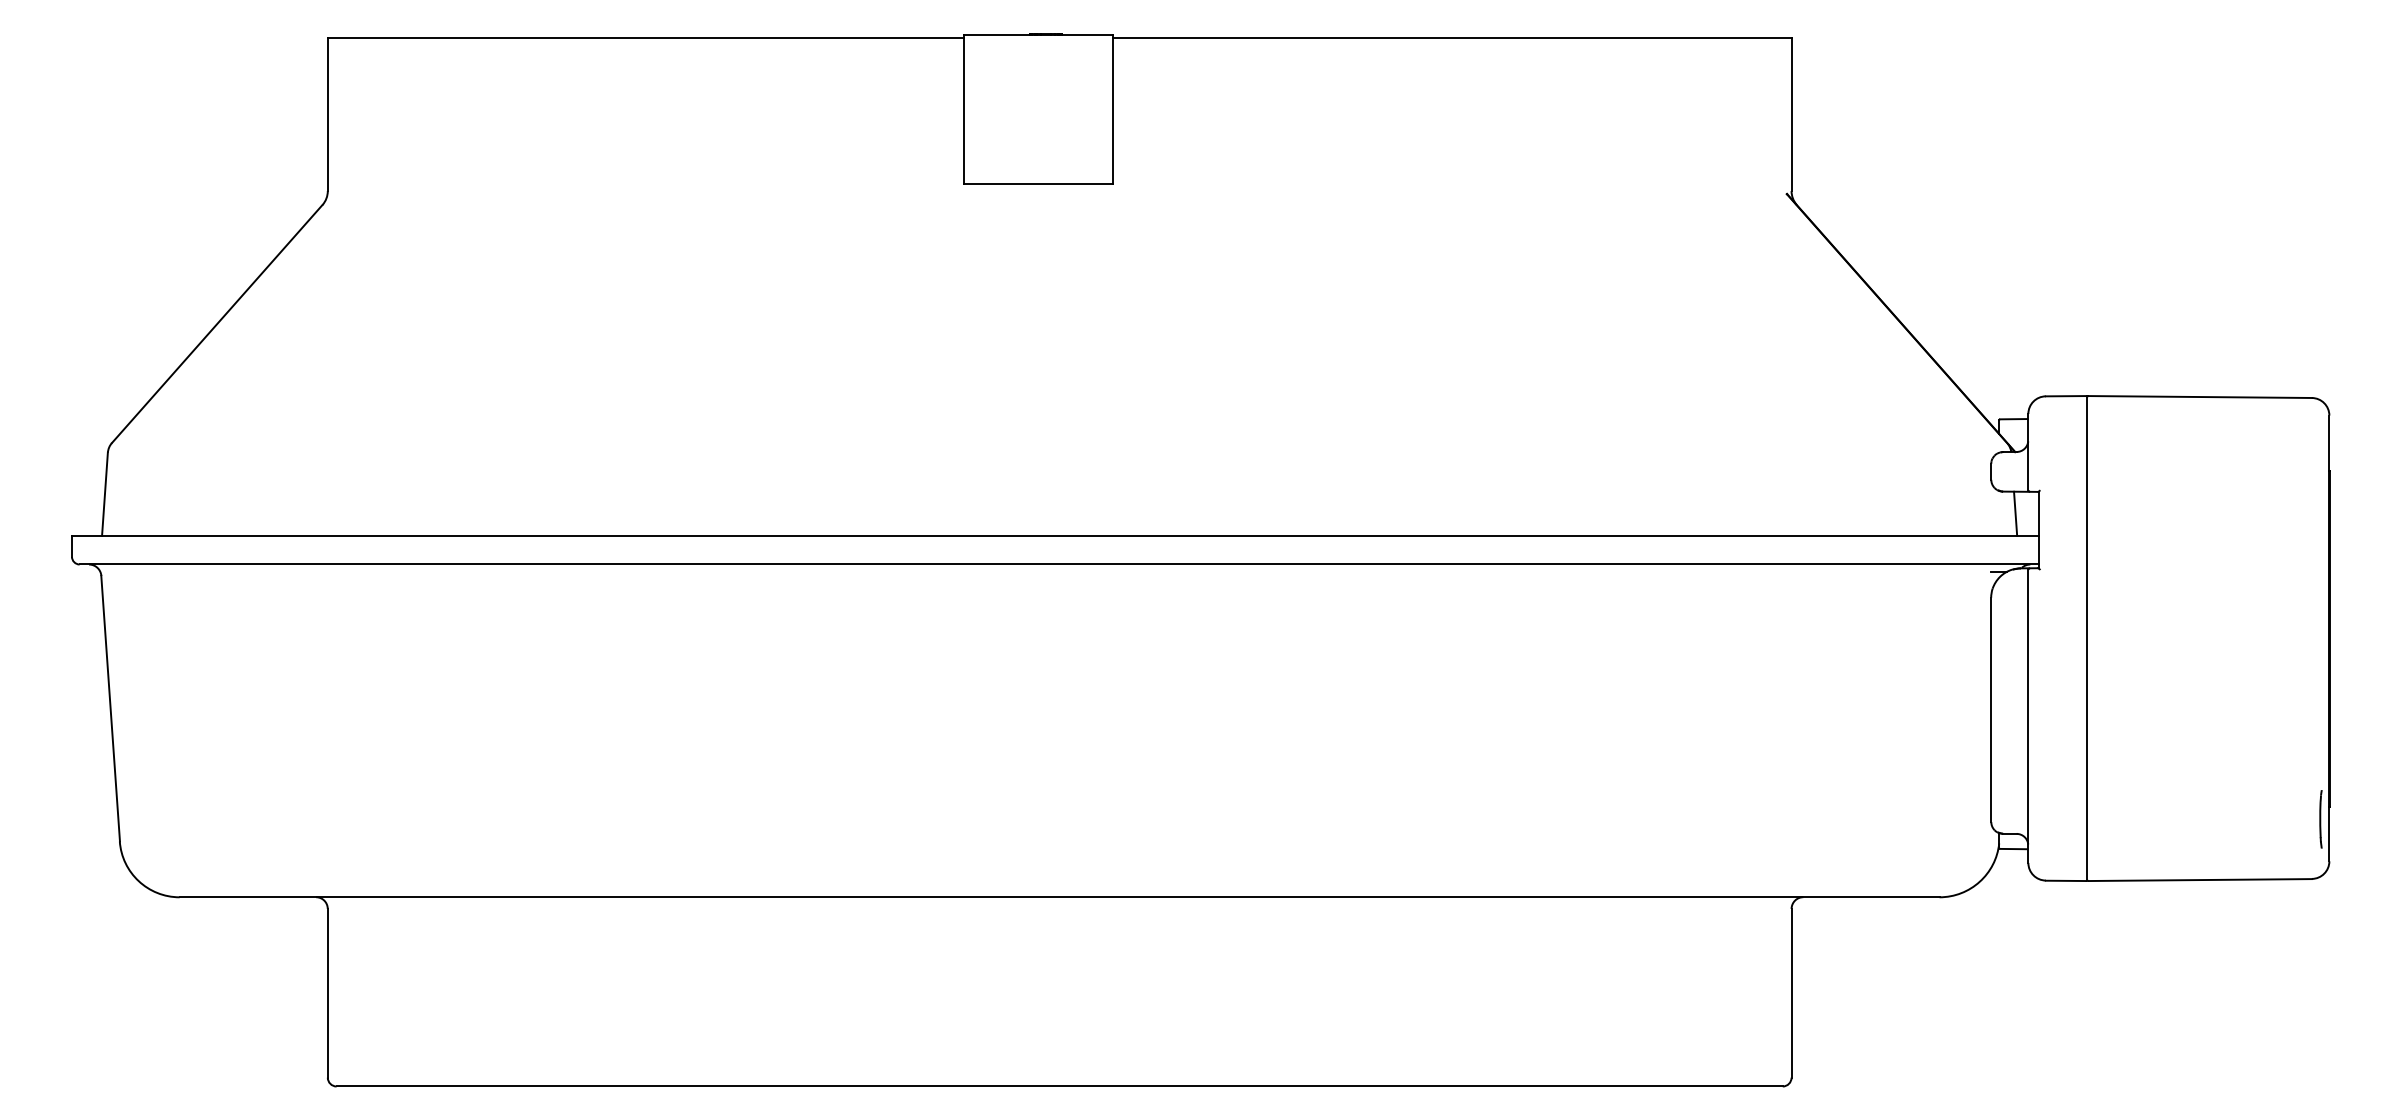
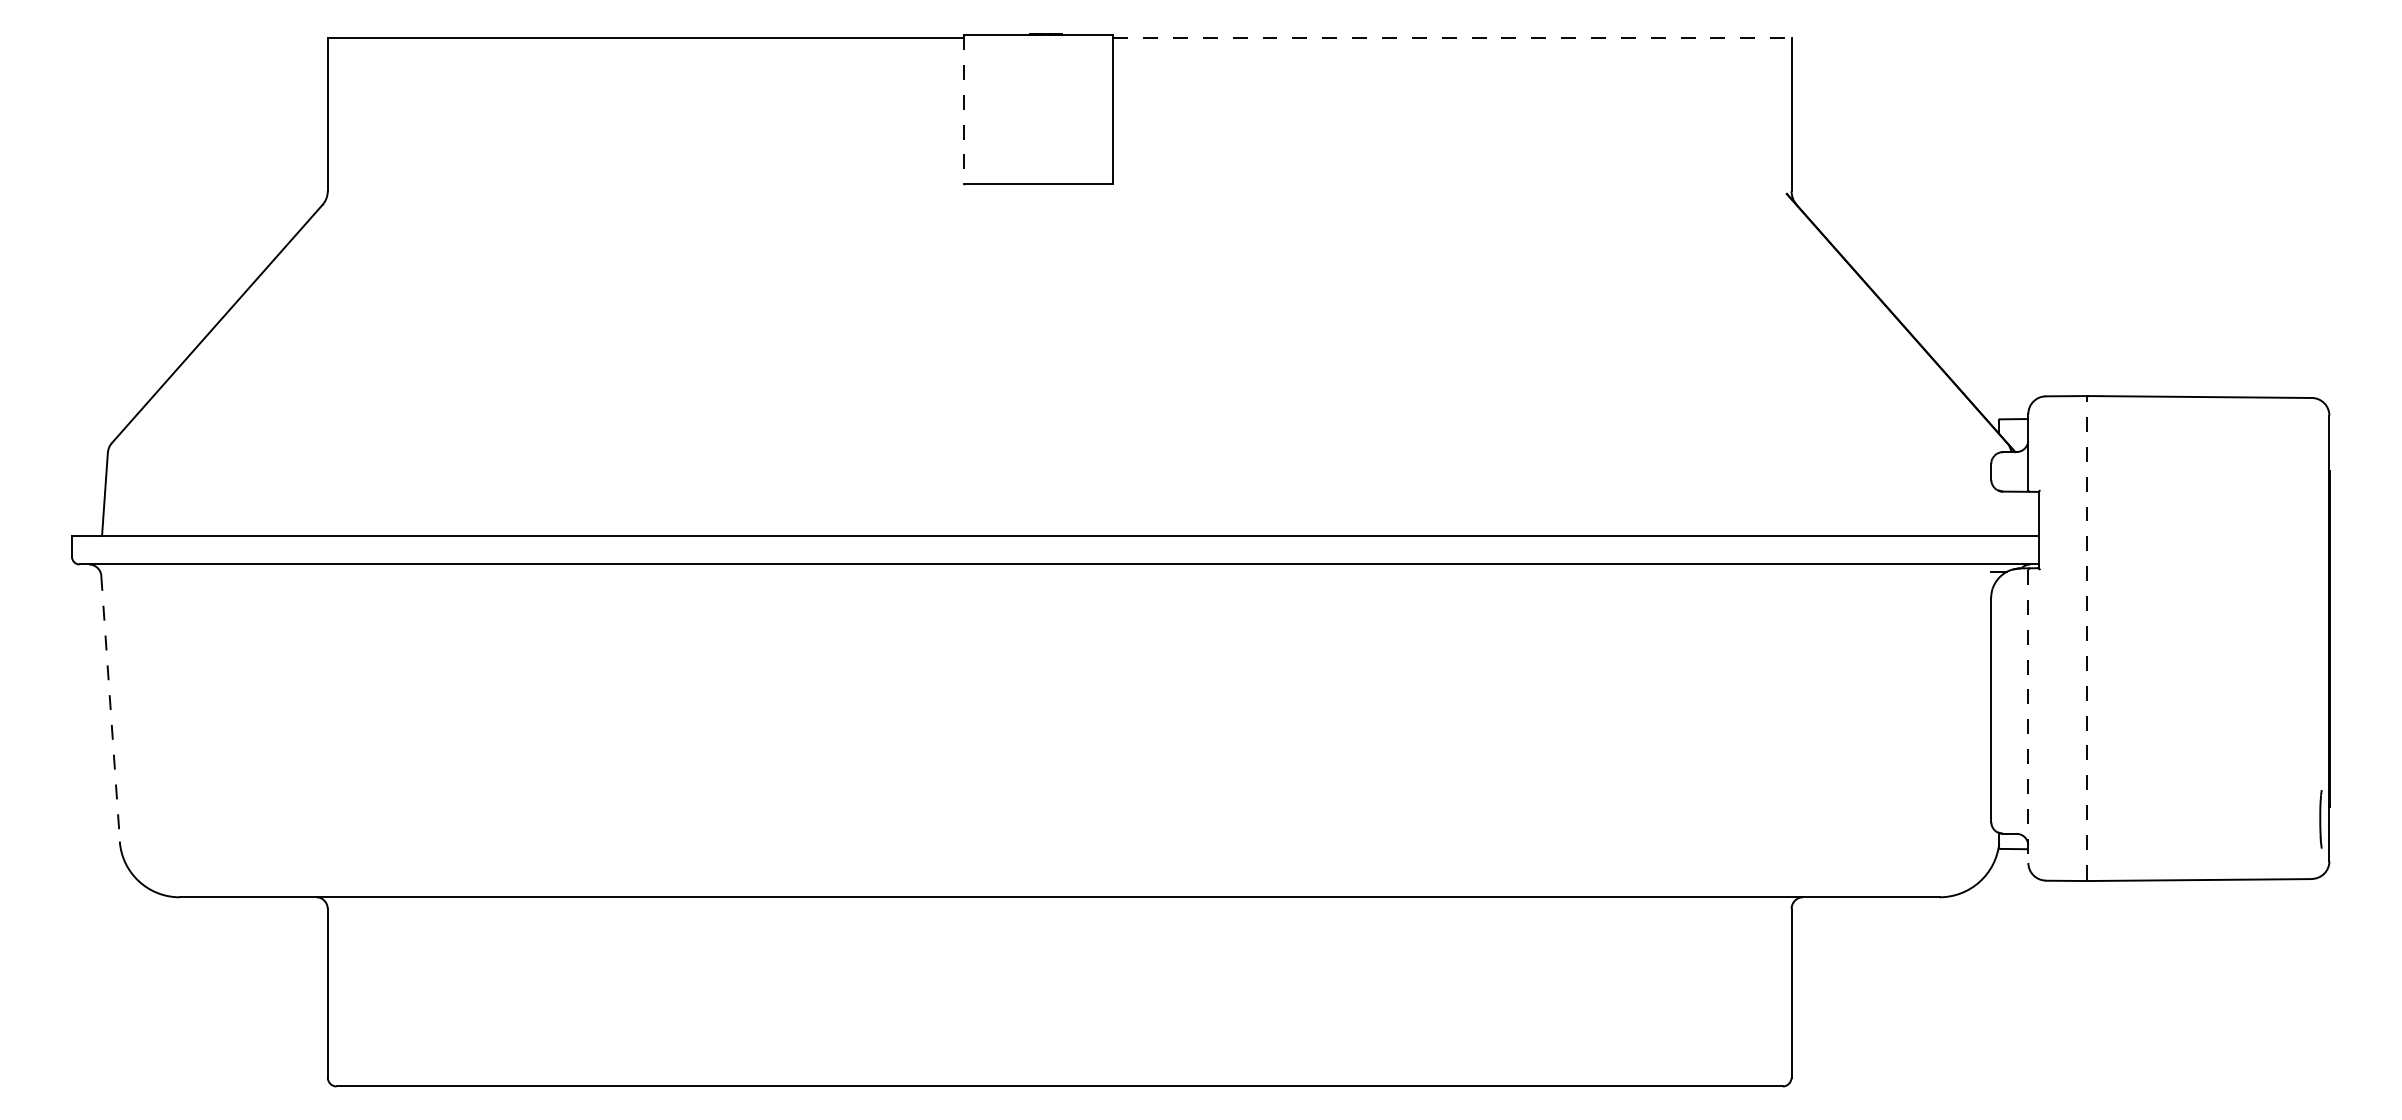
line: solid -> dashed (1452, 37)
line: solid -> dashed (963, 109)
line: present -> none (2015, 513)
line: solid -> dashed (2087, 637)
line: solid -> dashed (110, 709)
line: solid -> dashed (2028, 716)
